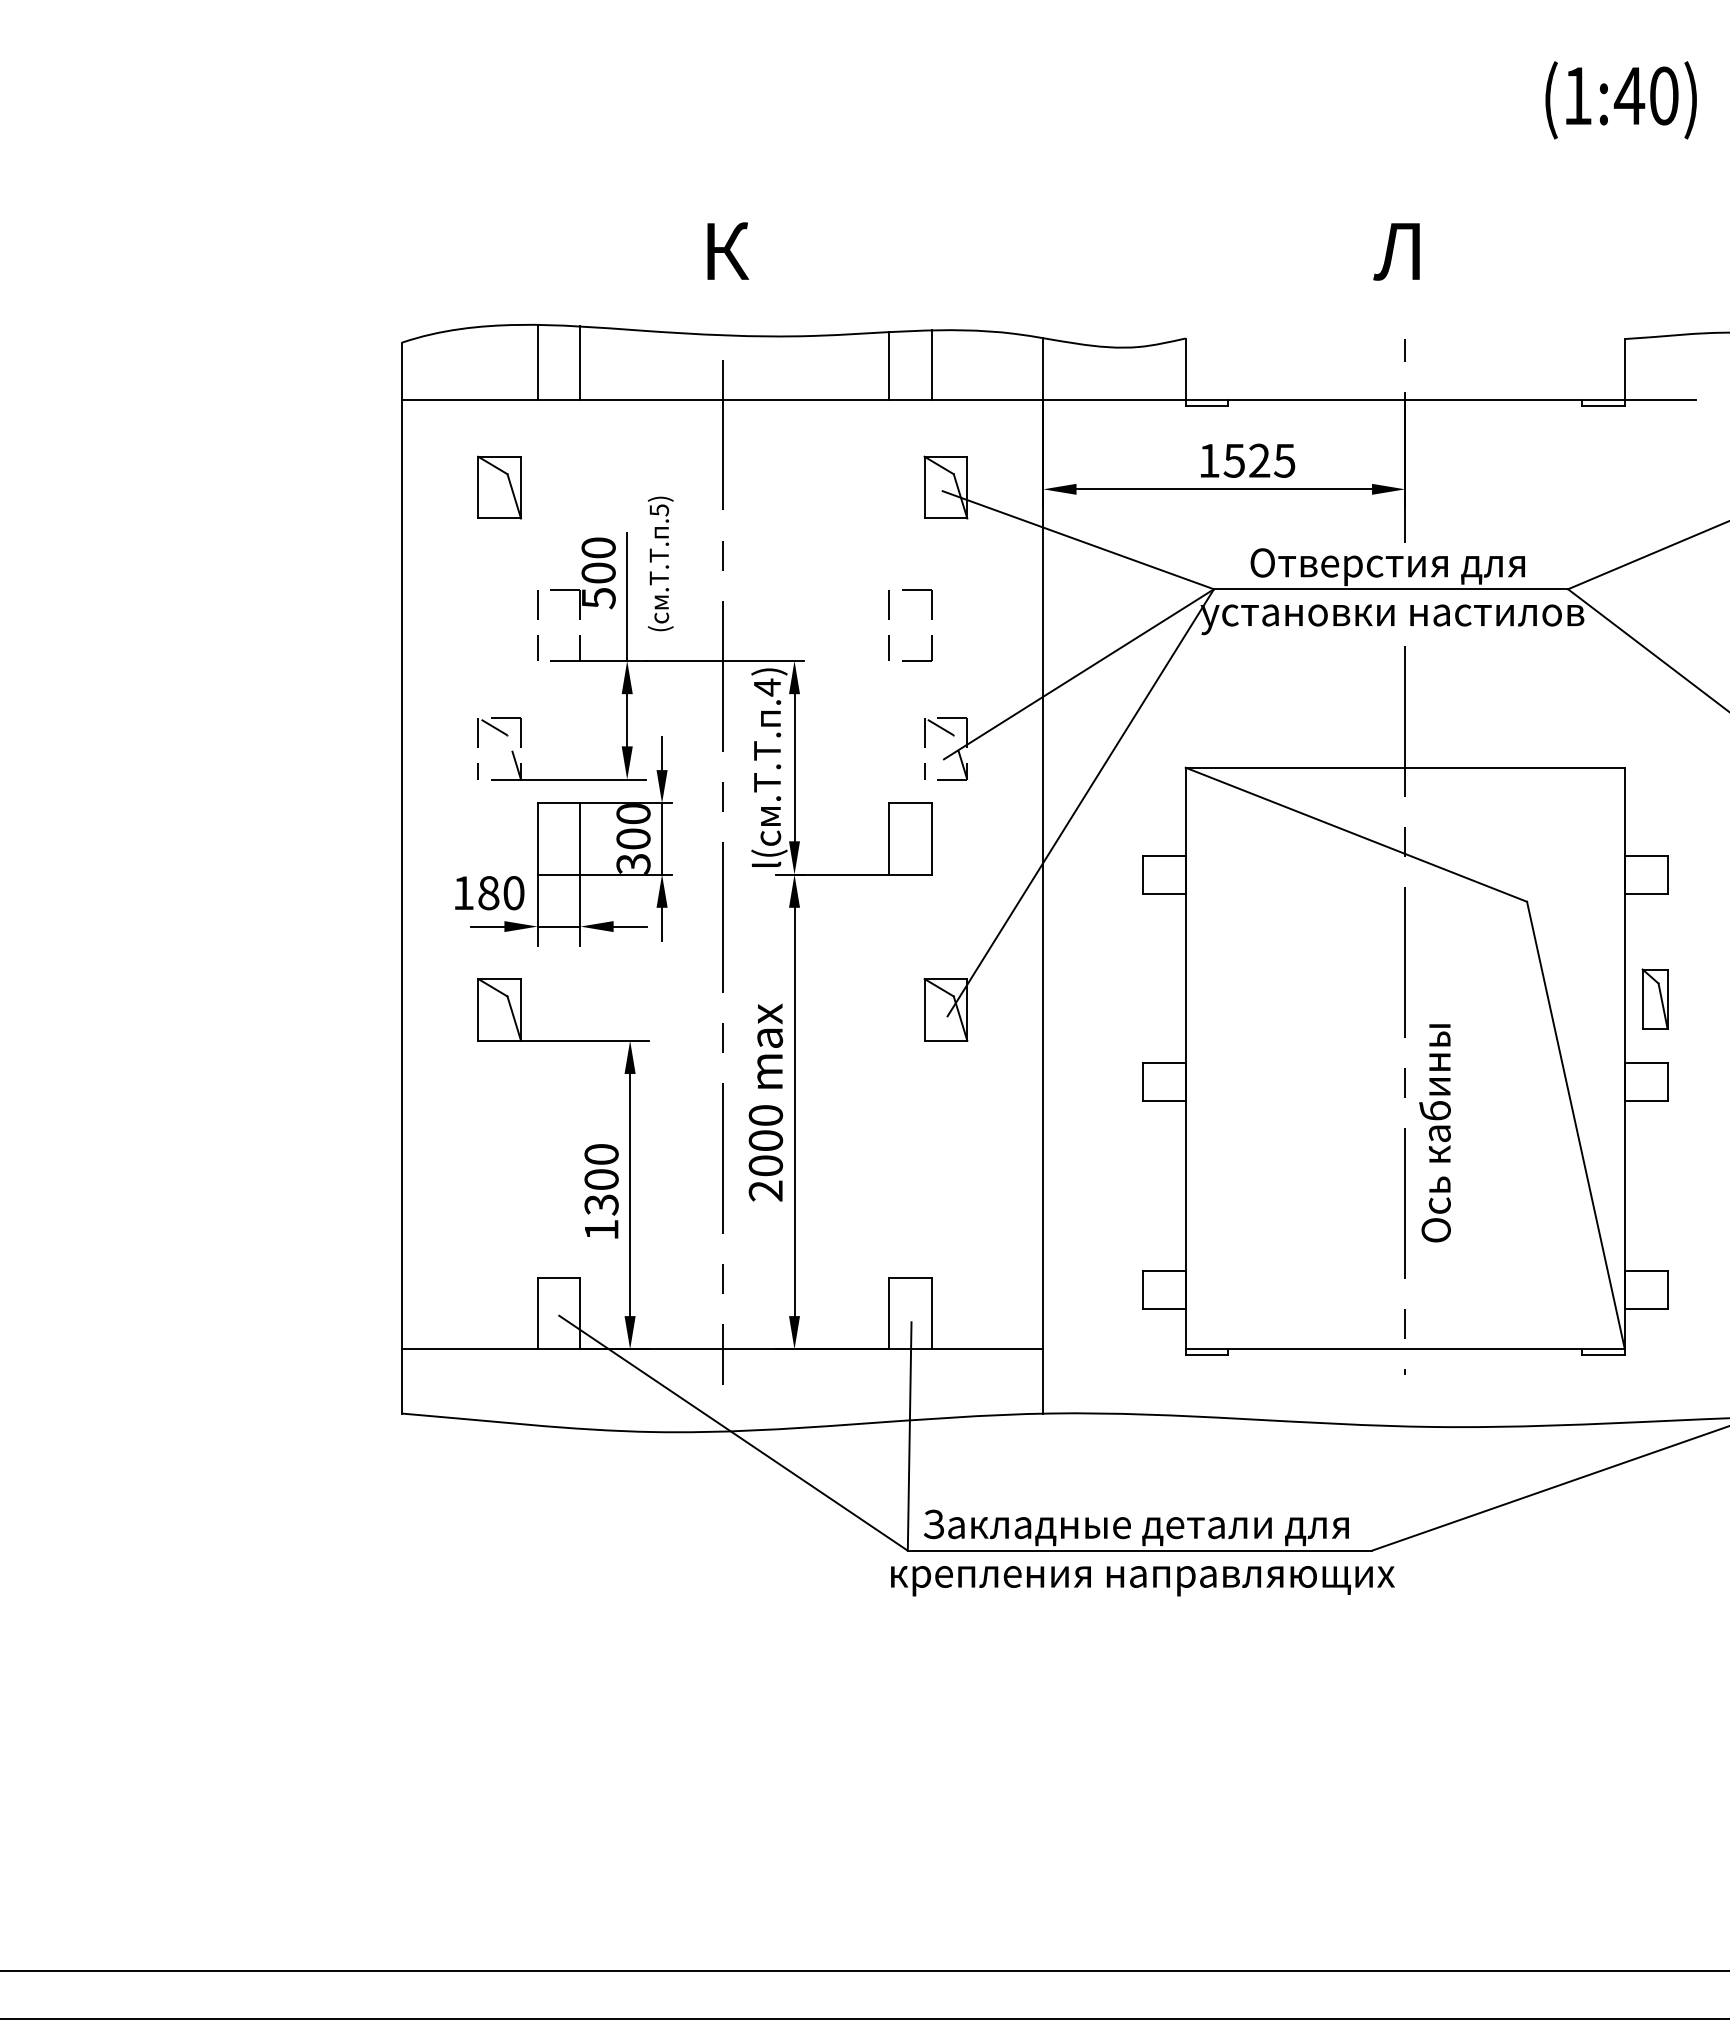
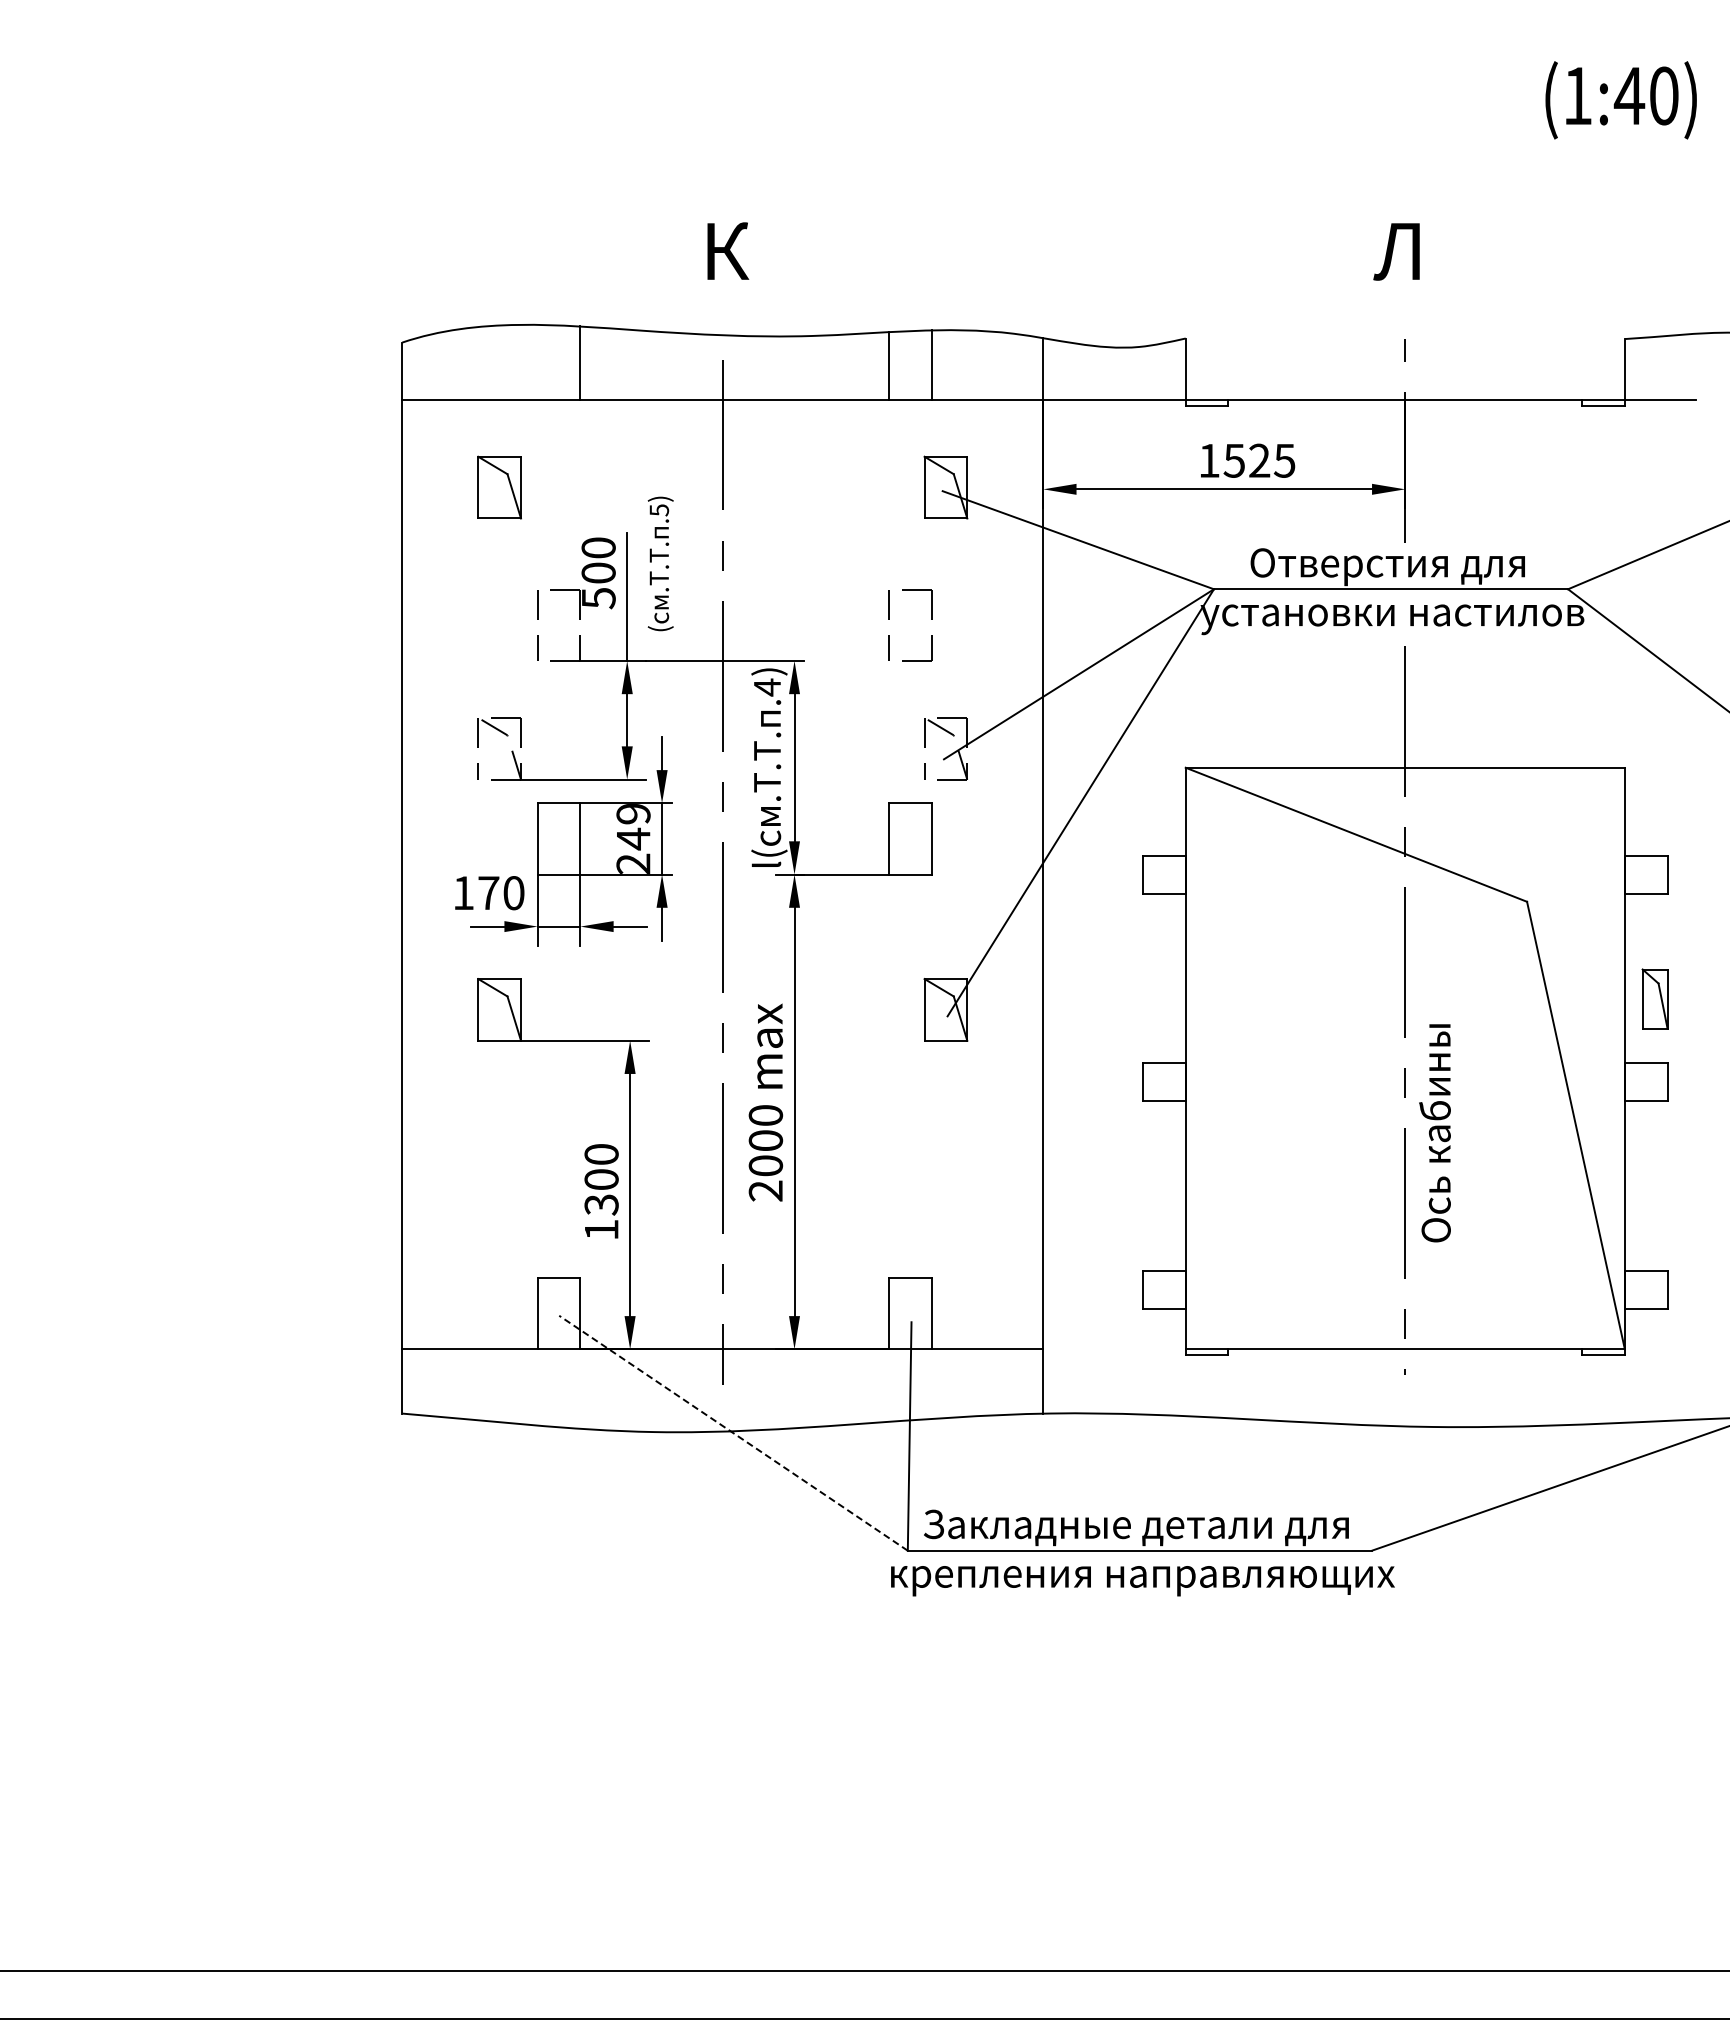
line: present -> none (537, 361)
text: 300 -> 249 (633, 838)
text: 180 -> 170 (488, 893)
line: solid -> dashed (733, 1432)
